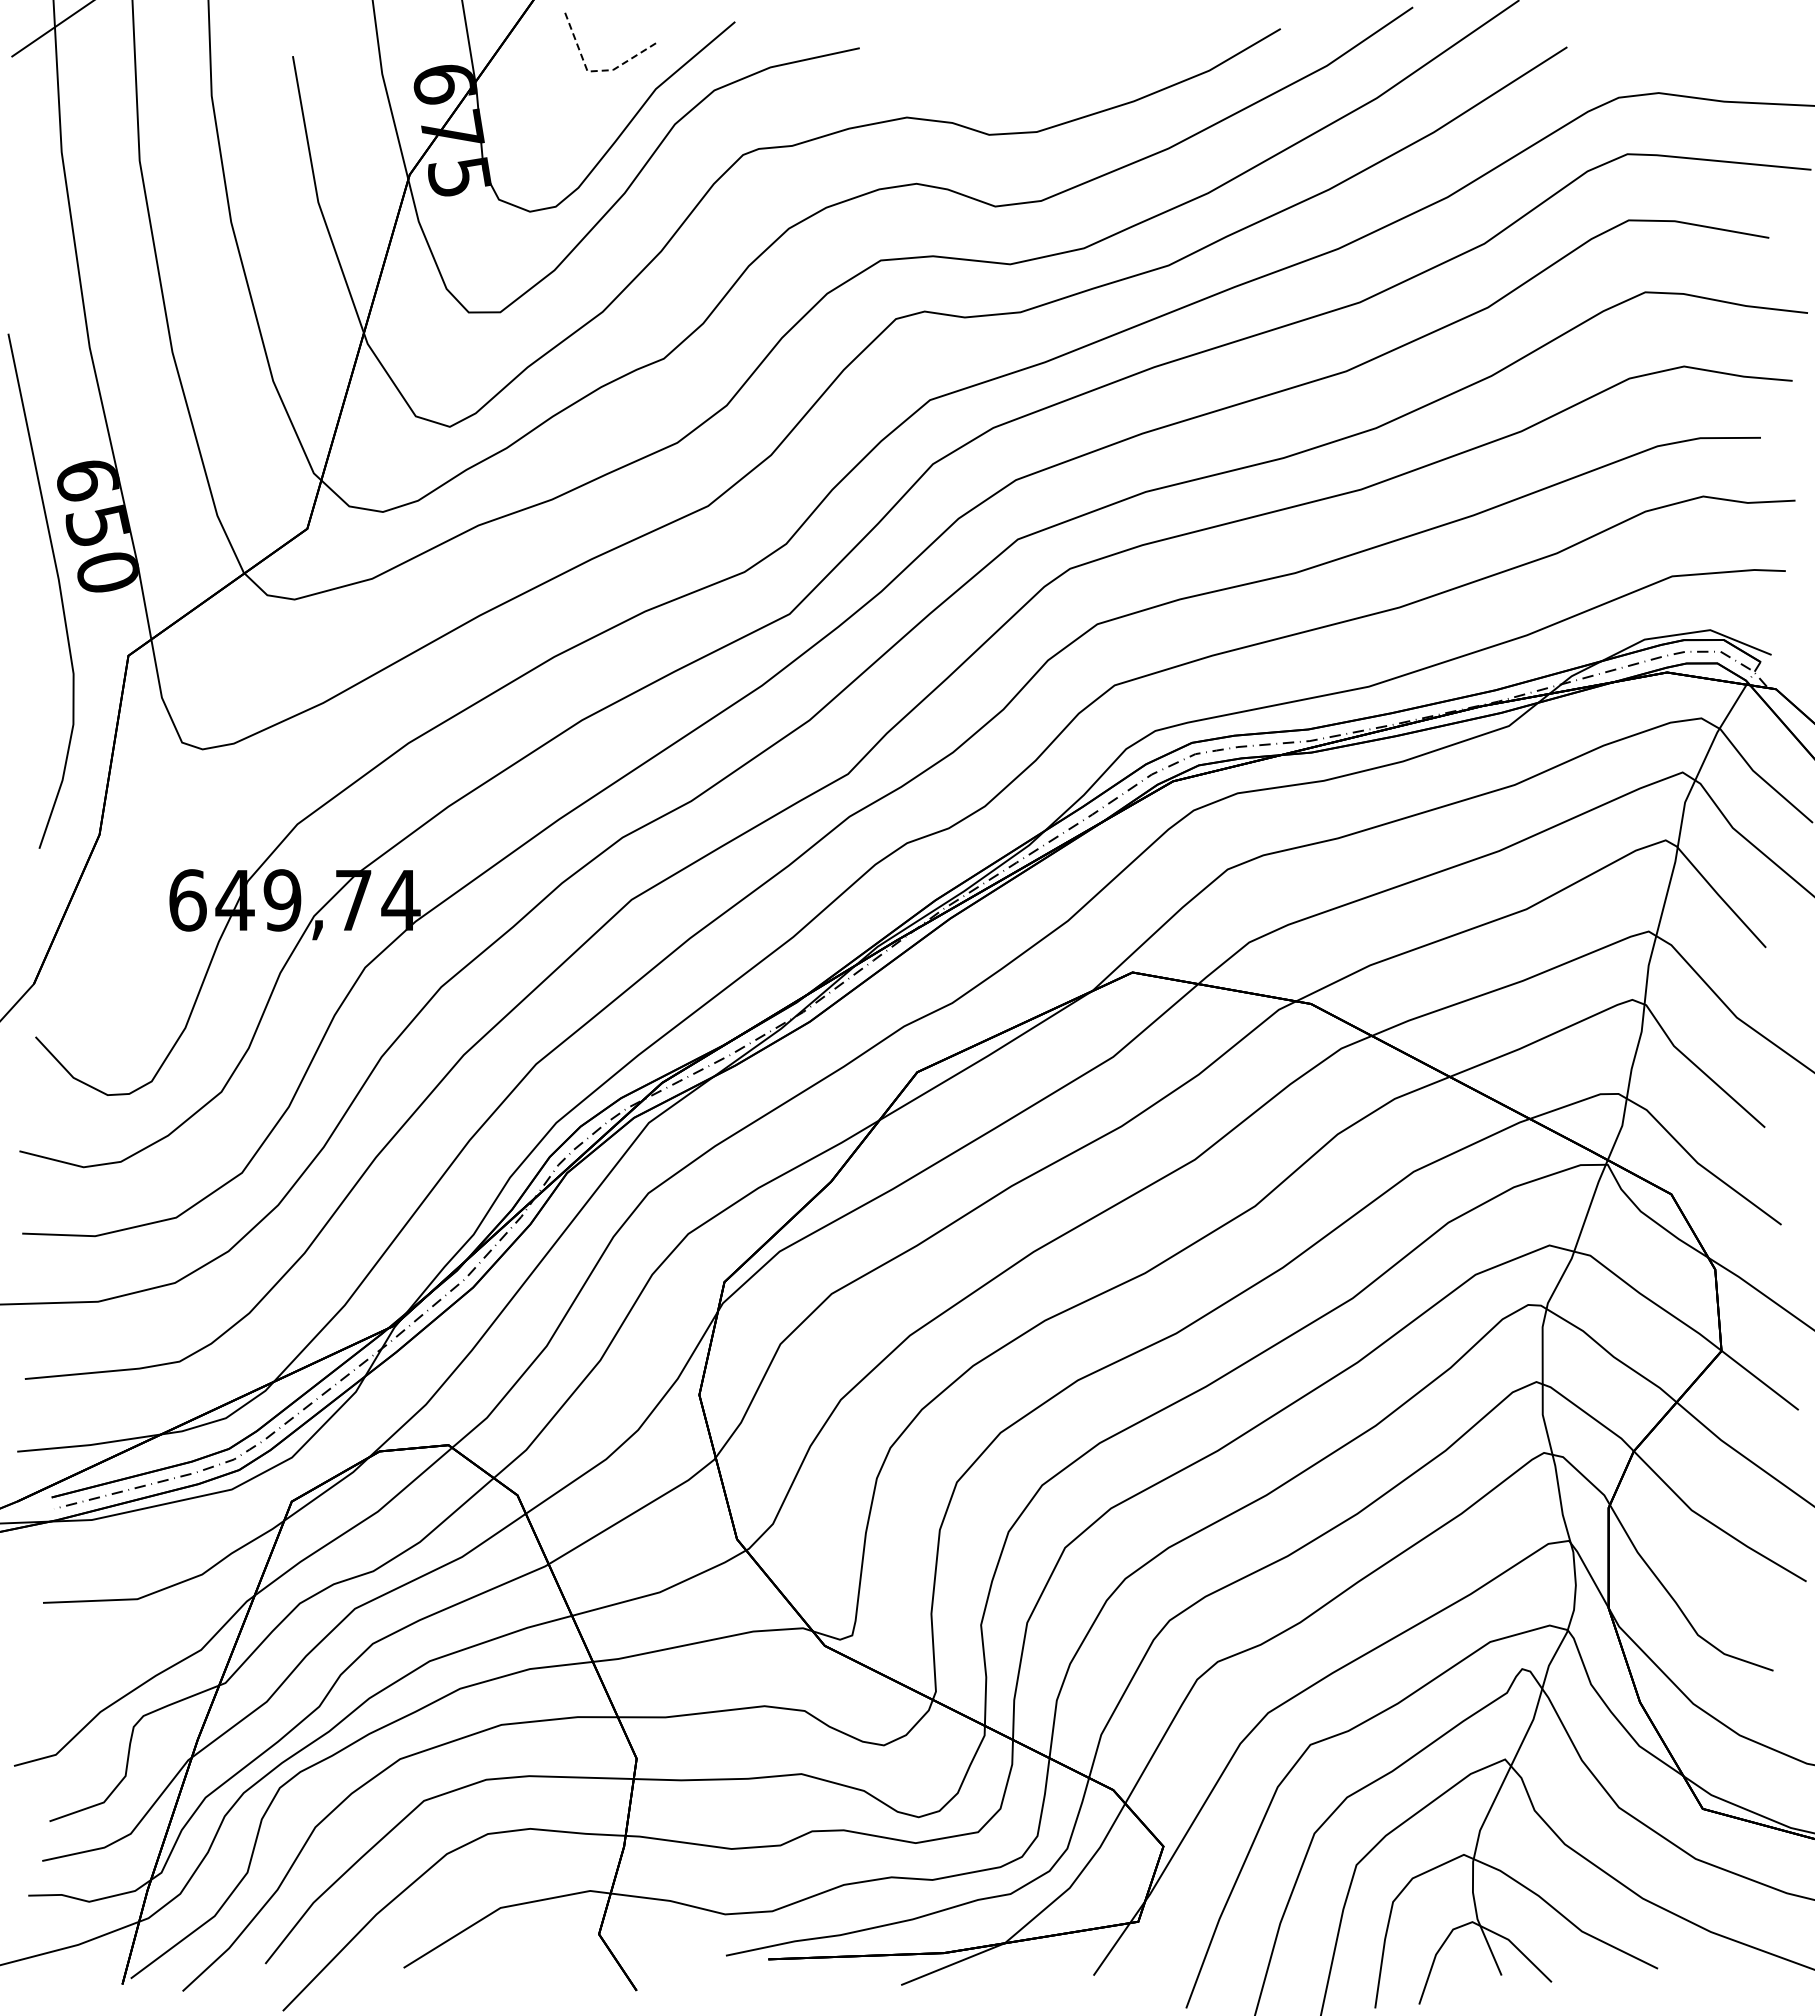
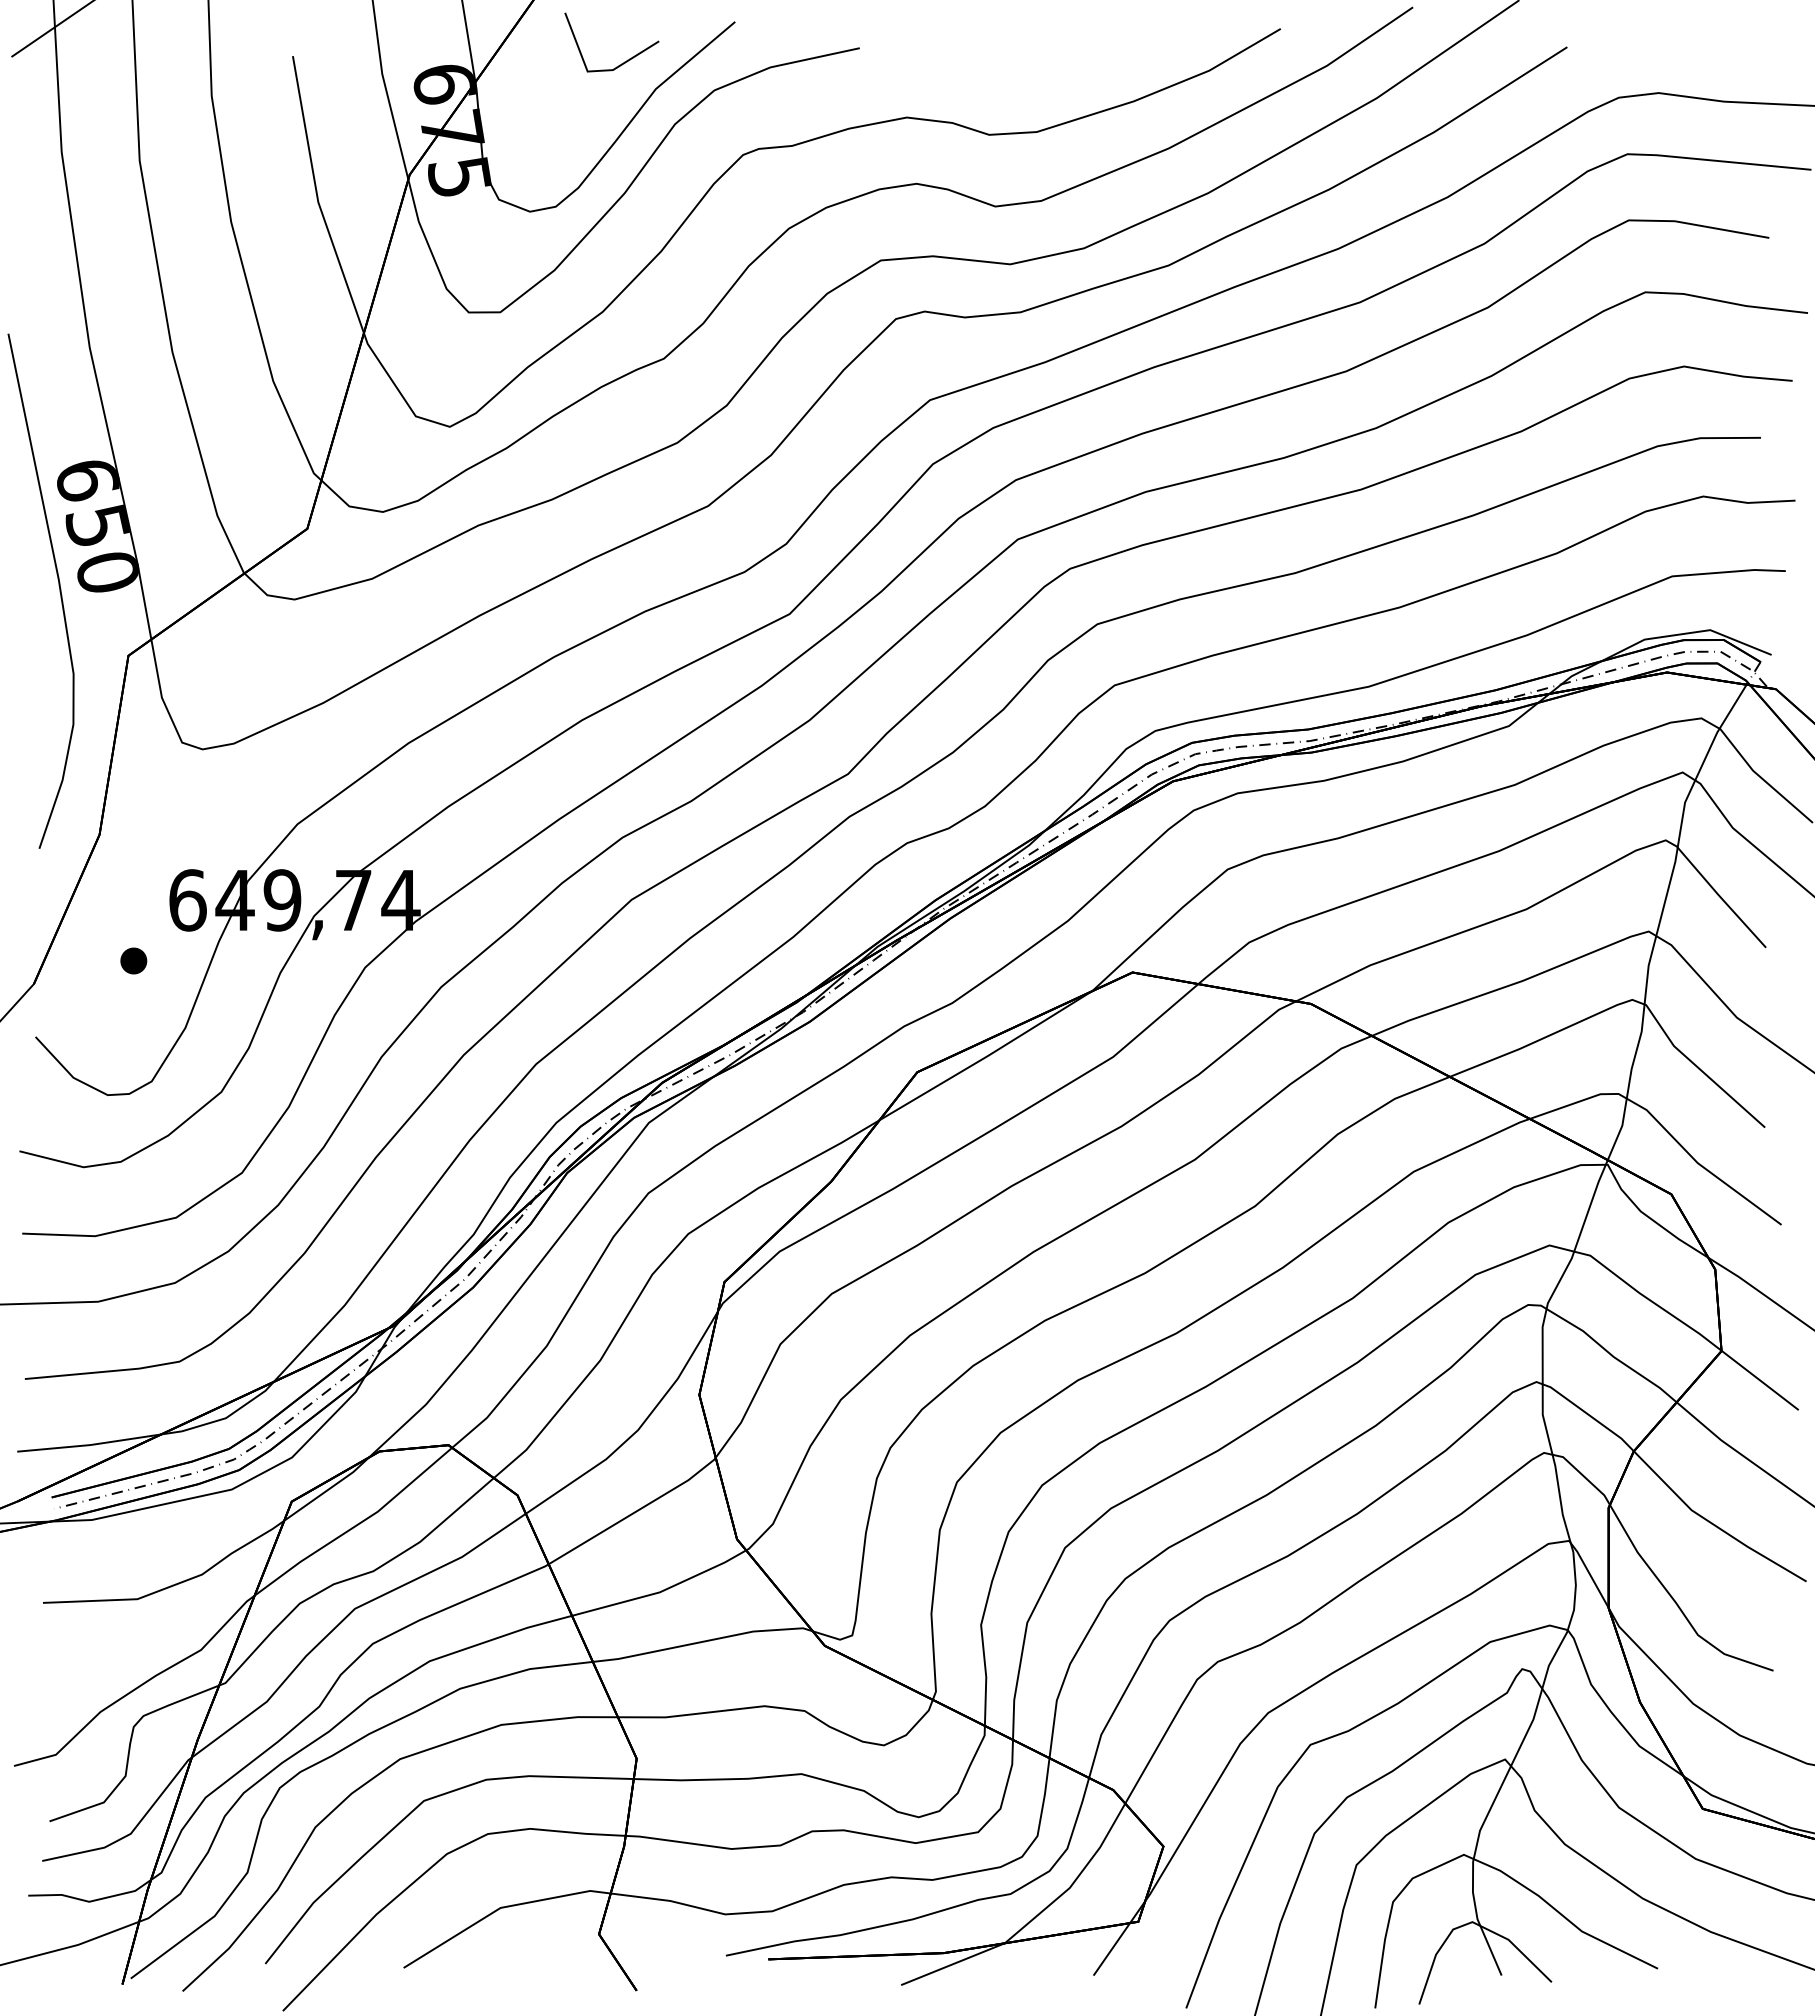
line: dashed -> solid (596, 71)
part: none -> present (133, 960)
